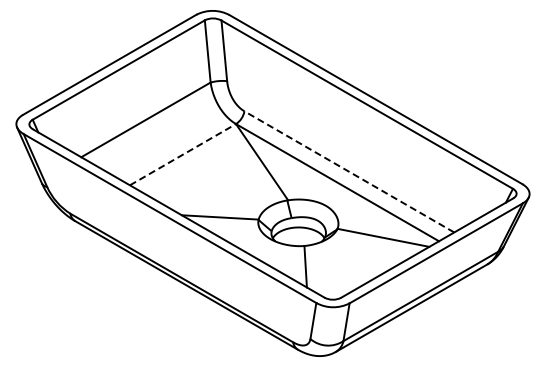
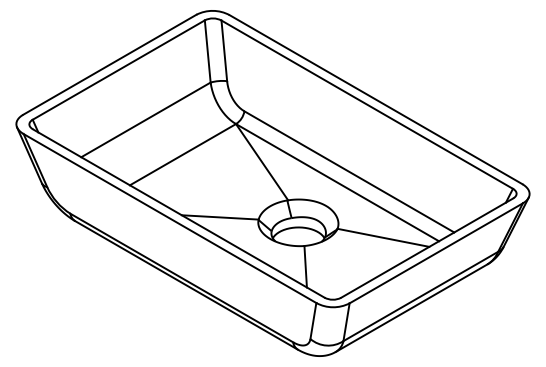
line: dashed -> solid (183, 154)
line: dashed -> solid (348, 171)
